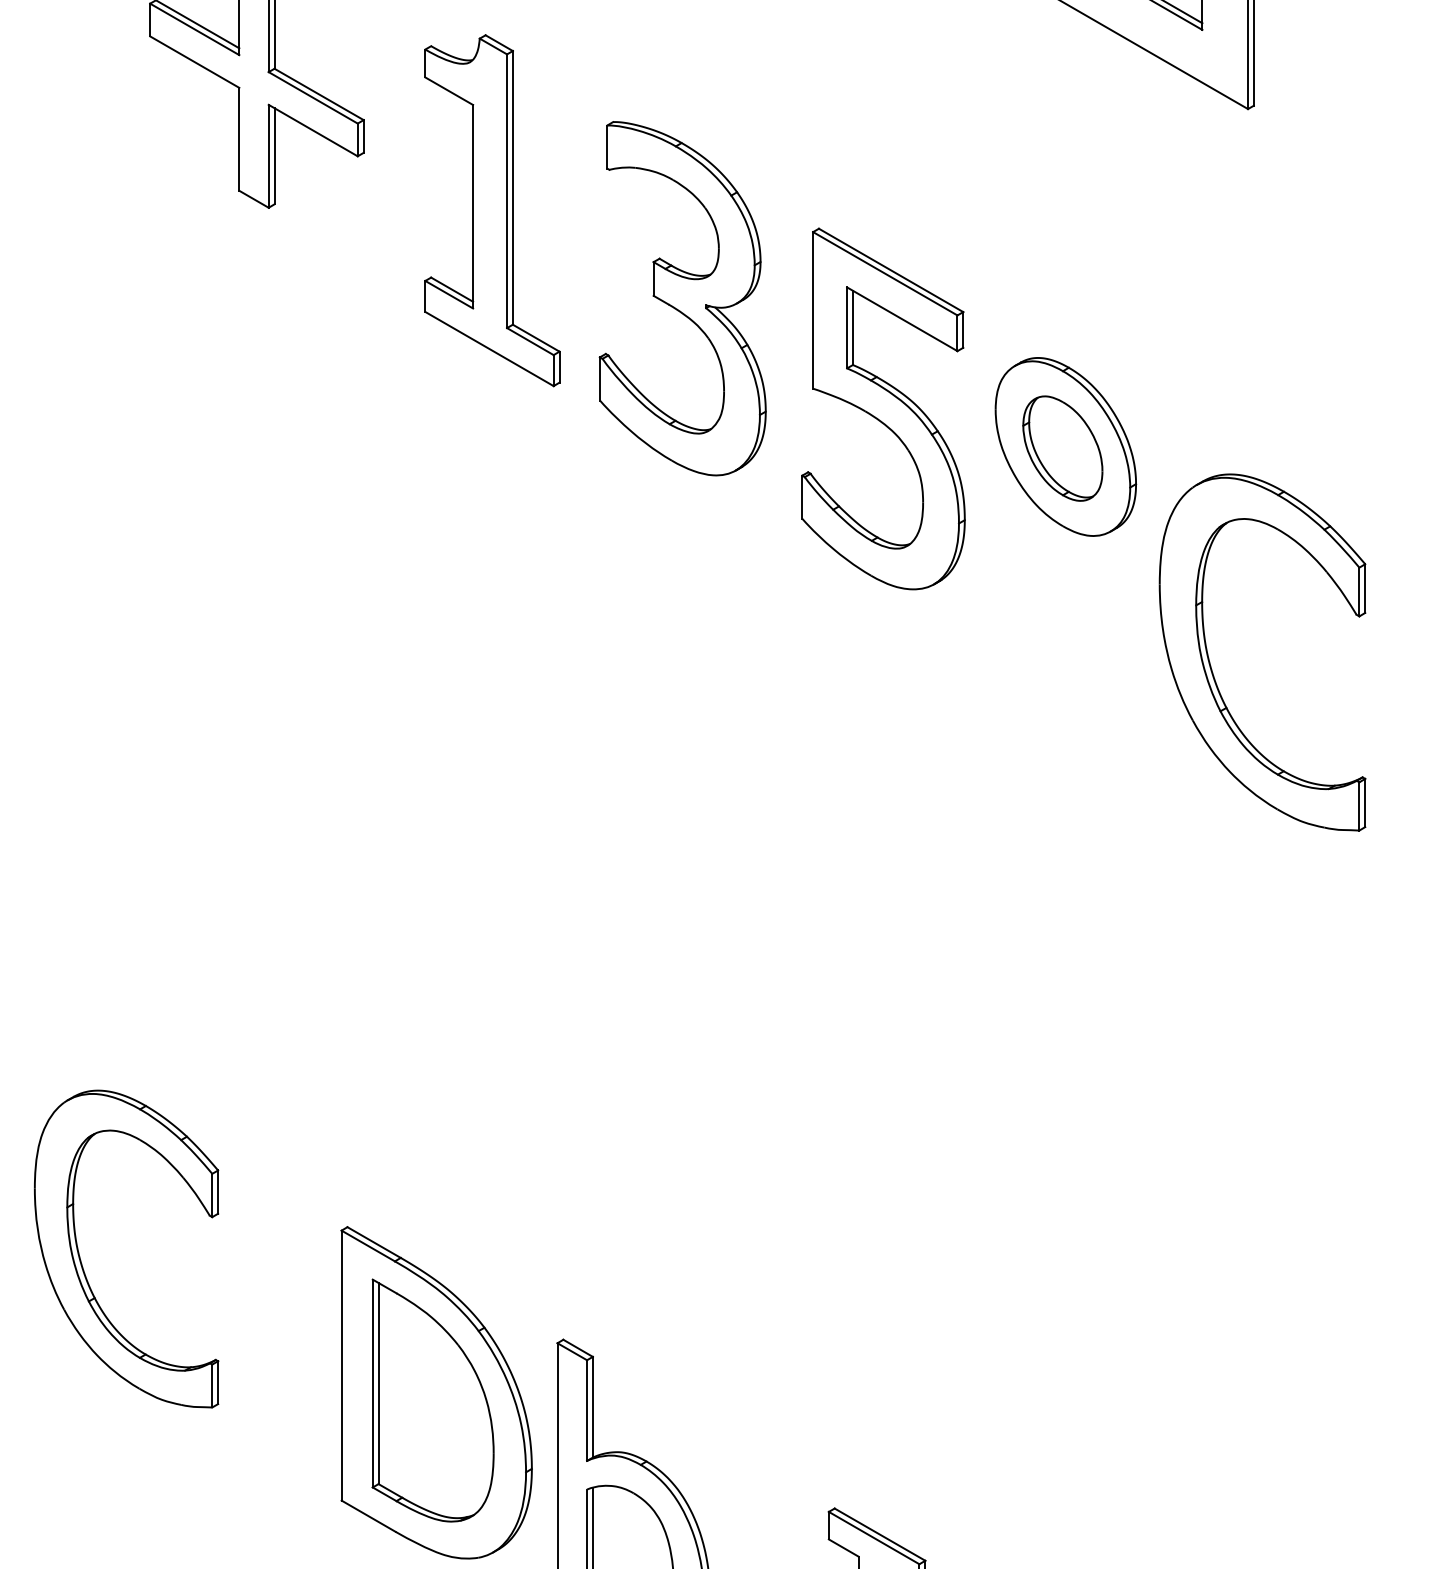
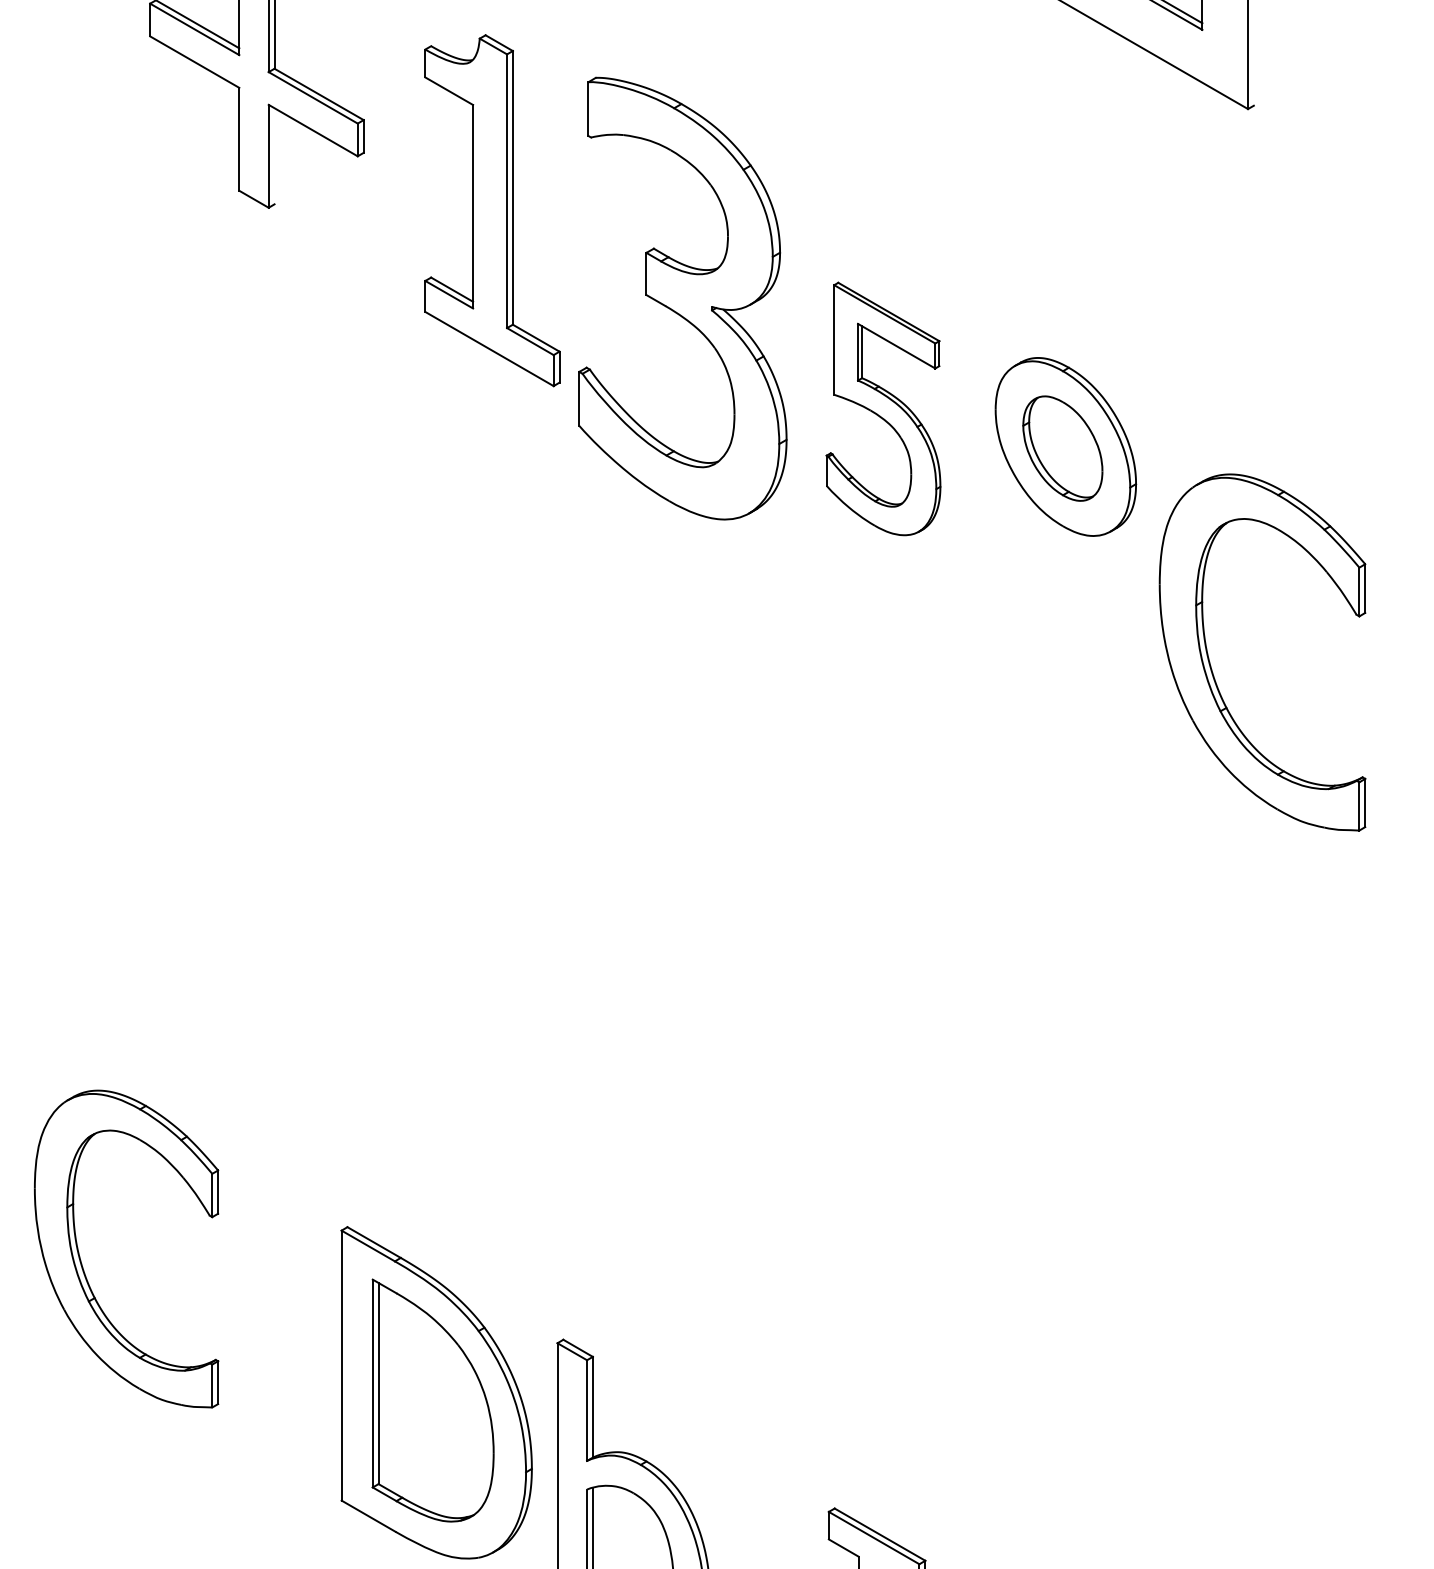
line: present -> none (1253, 53)
line: present -> none (274, 156)
part size: 169x356 px -> 210x445 px (682, 298)
part size: 165x364 px -> 117x256 px (883, 408)
